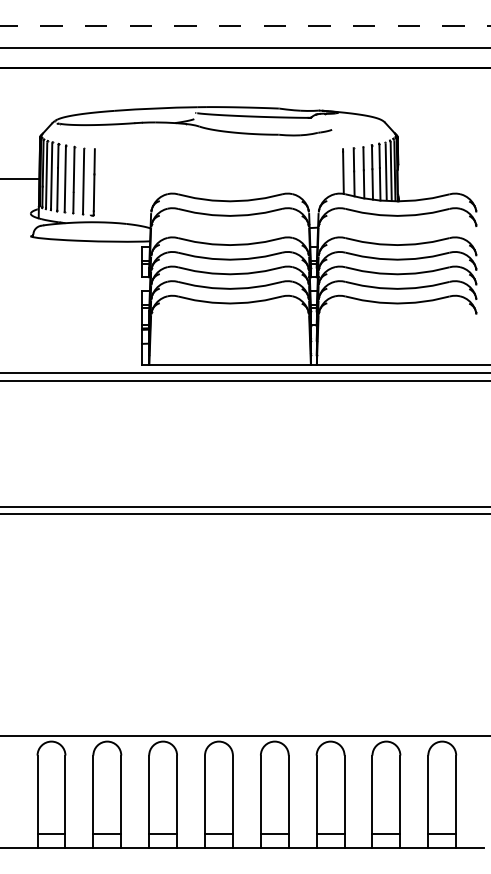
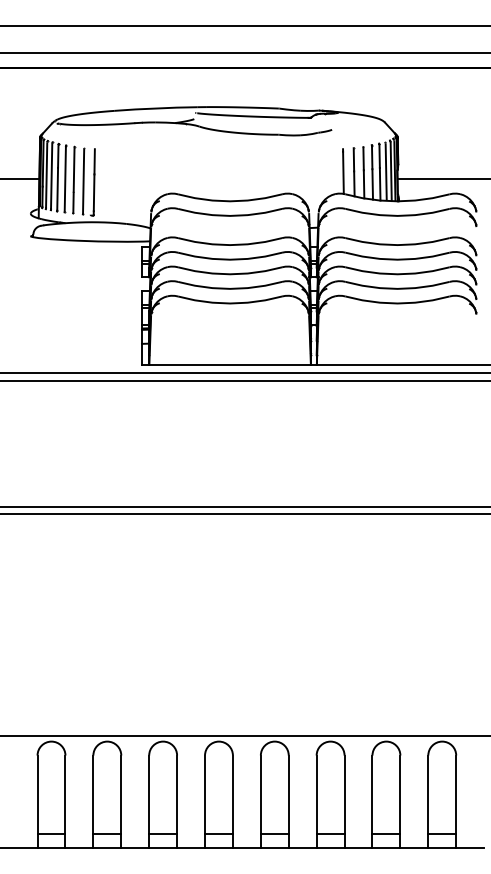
line: dashed -> solid (245, 26)
line position: (244, 48) -> (244, 53) (244, 53)
line: none -> present (442, 178)
